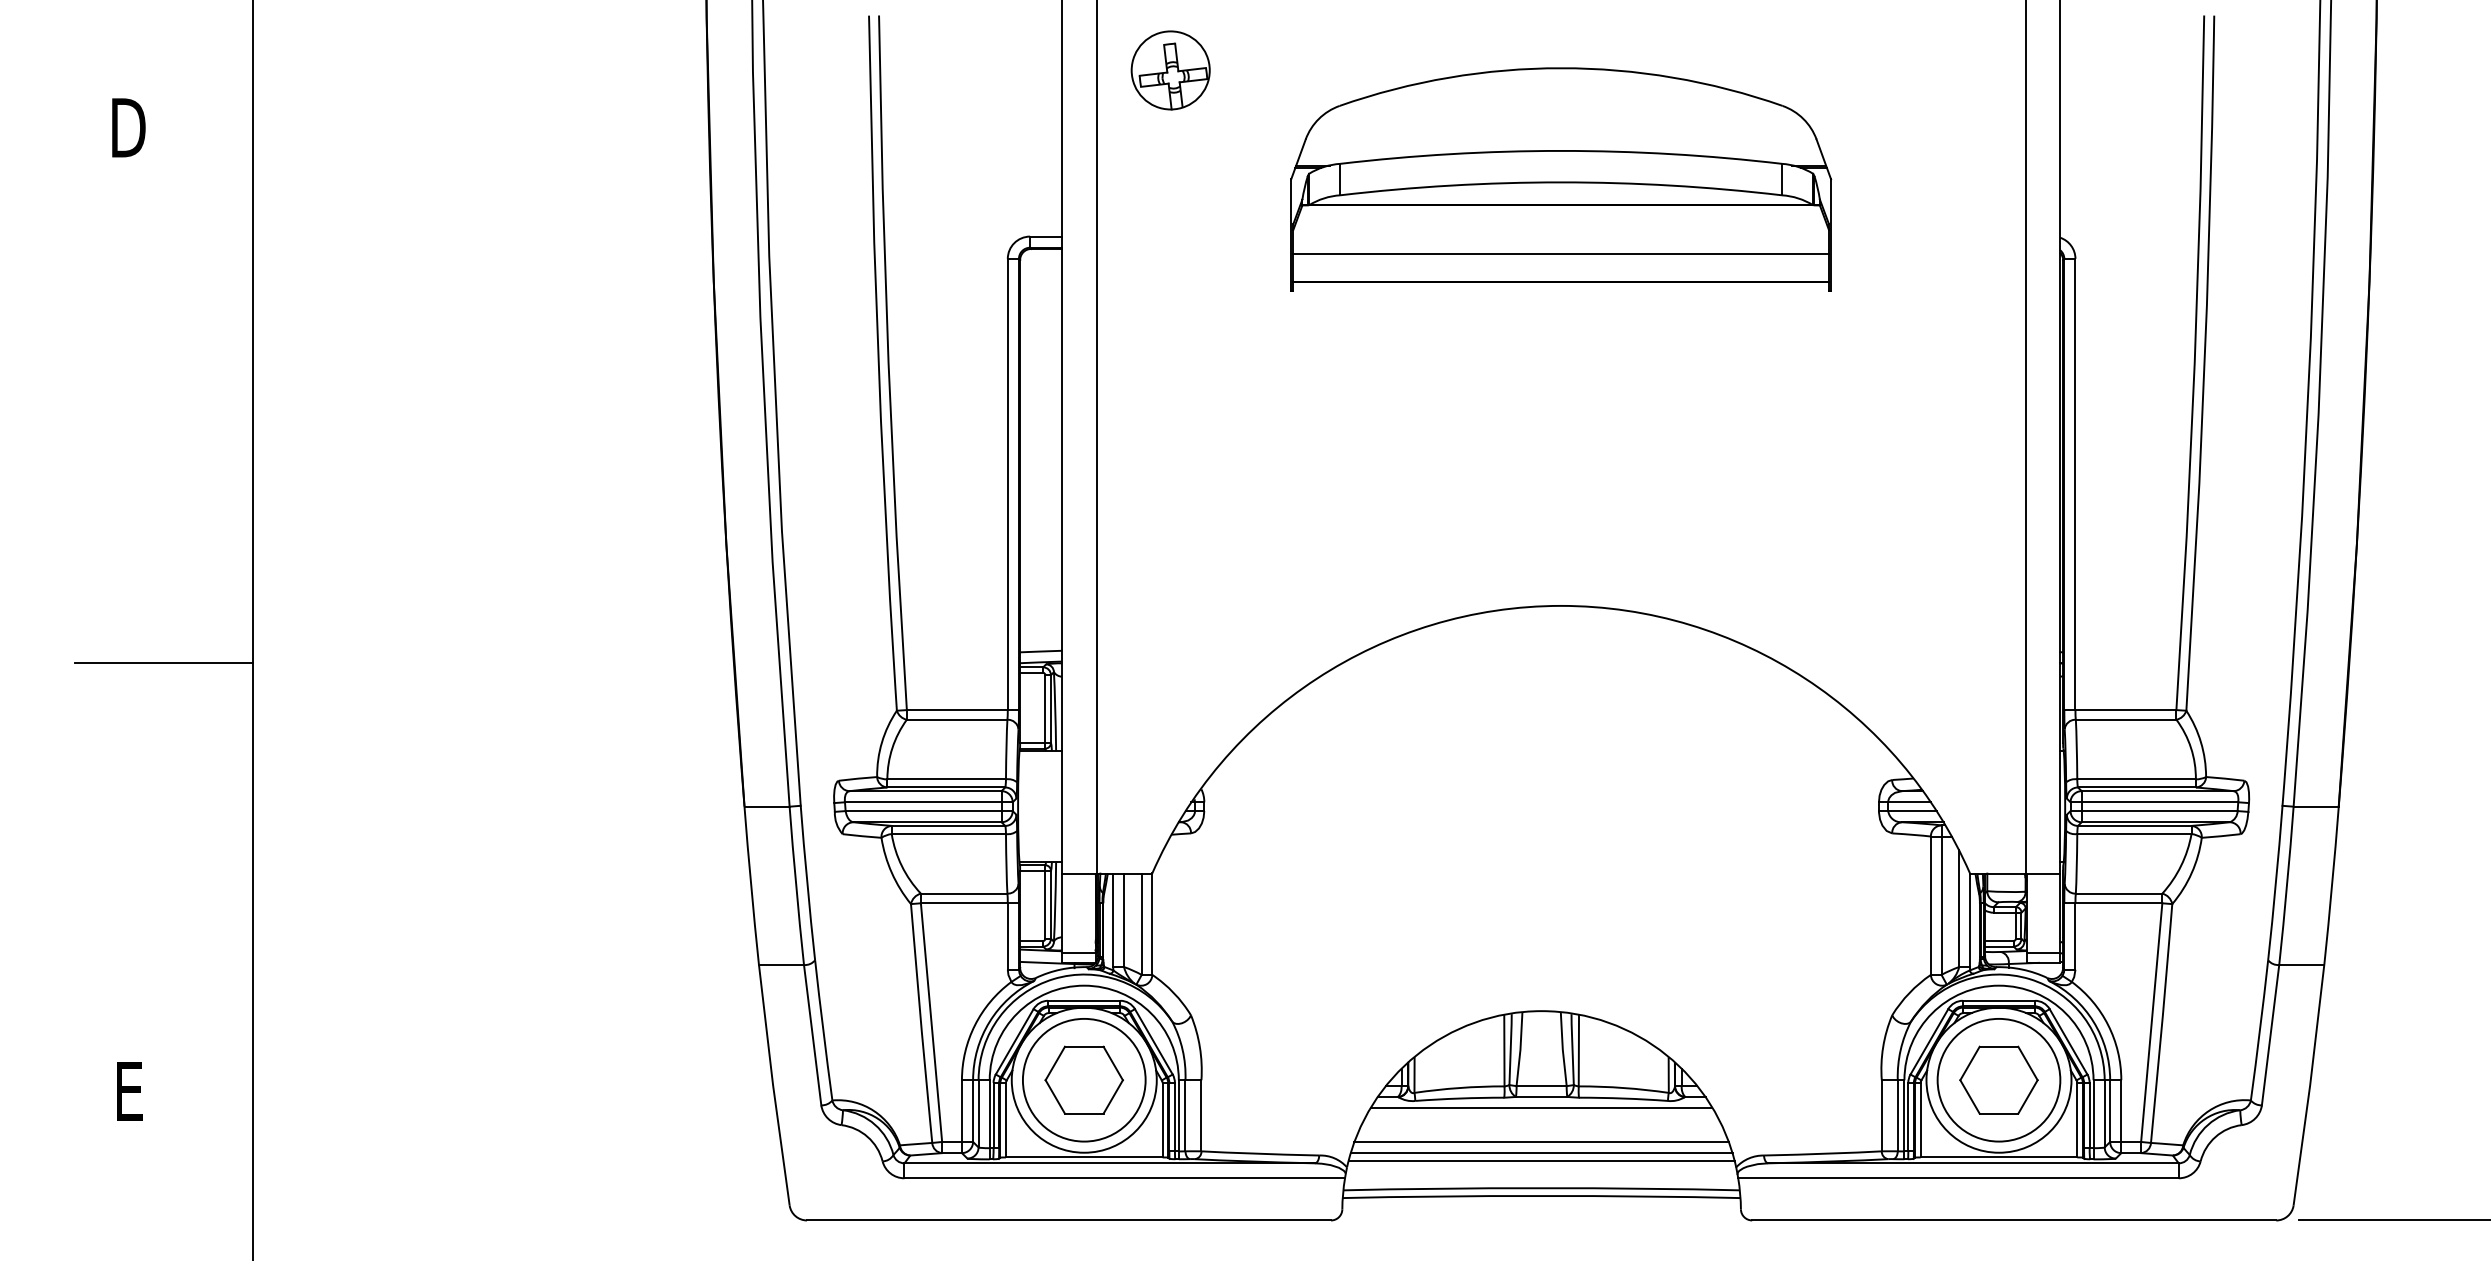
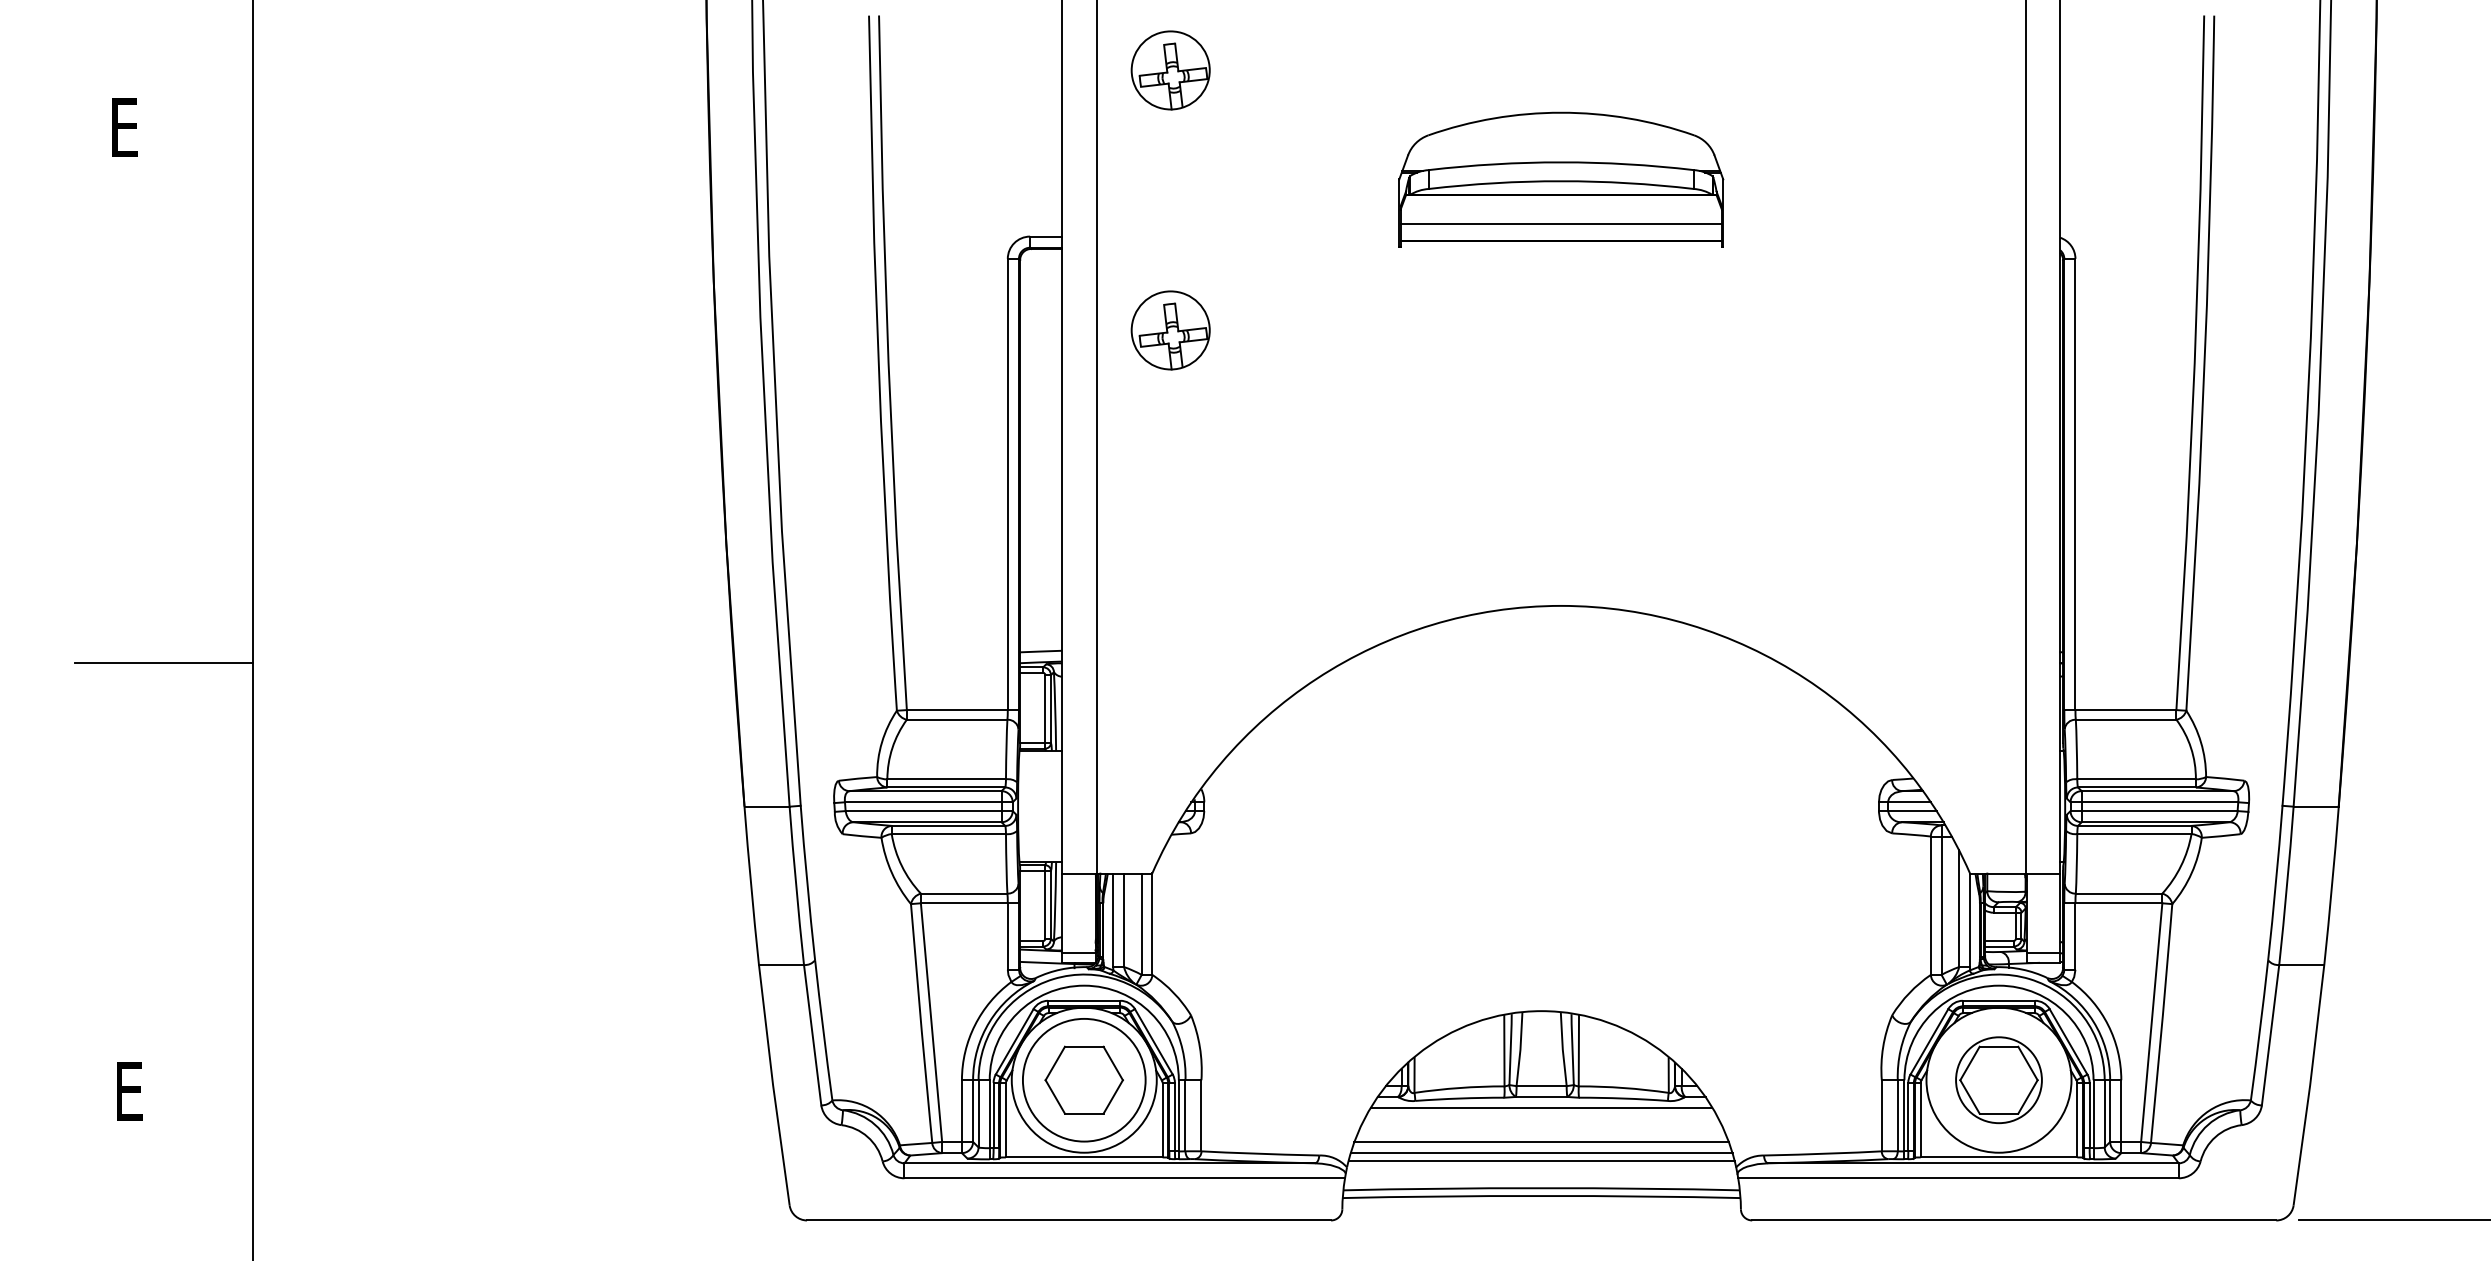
text: D -> E (128, 127)
part size: 543x225 px -> 327x137 px (1561, 179)
part: none -> present (1170, 330)
circle diameter: 123 px -> 86 px (1998, 1080)
